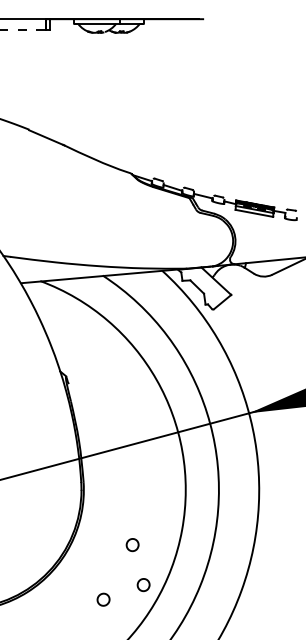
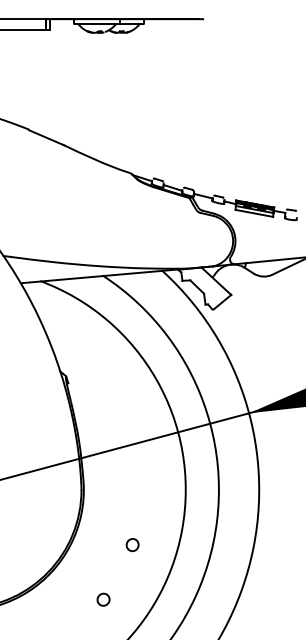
line: dashed -> solid (22, 29)
part: present -> none (143, 585)
